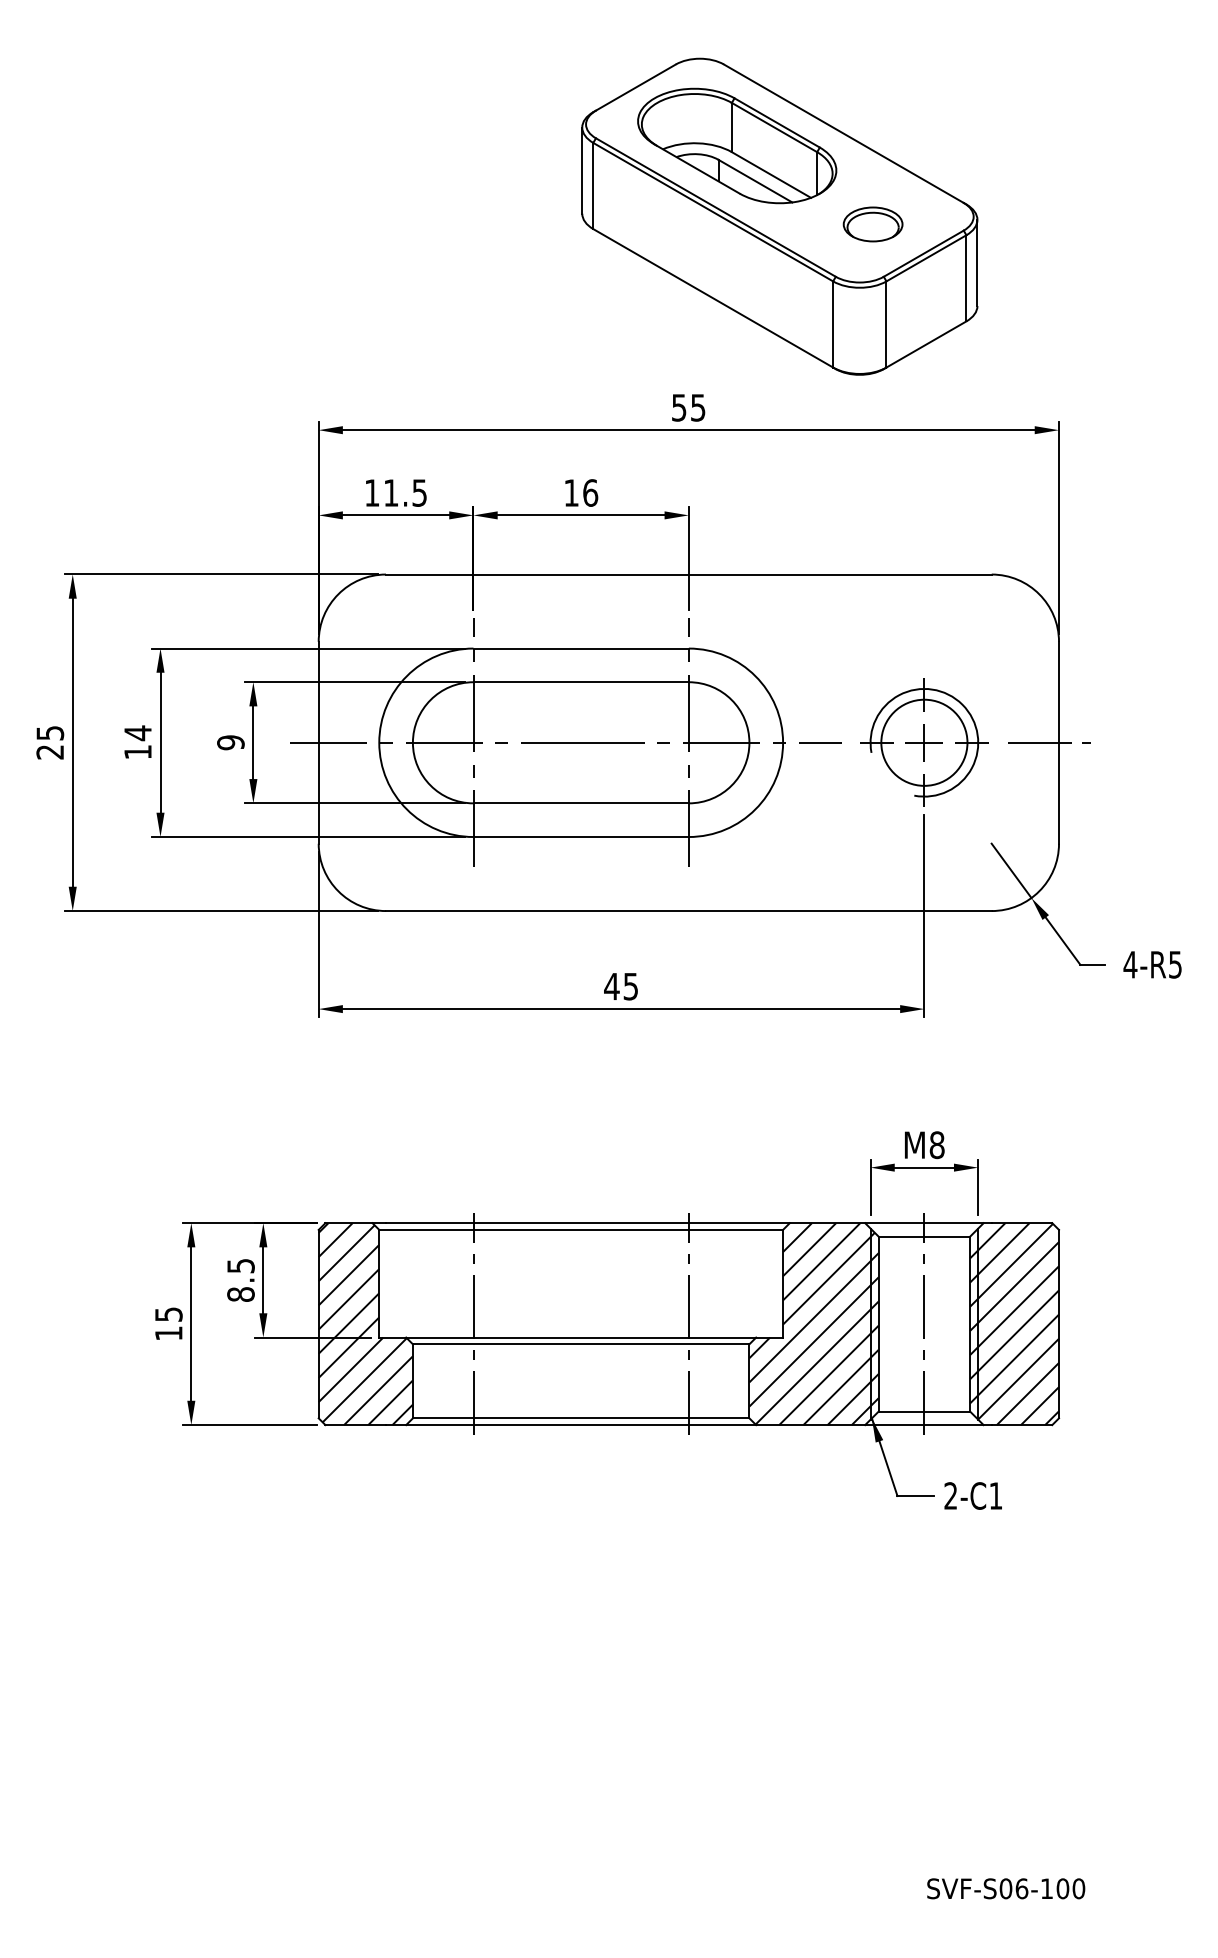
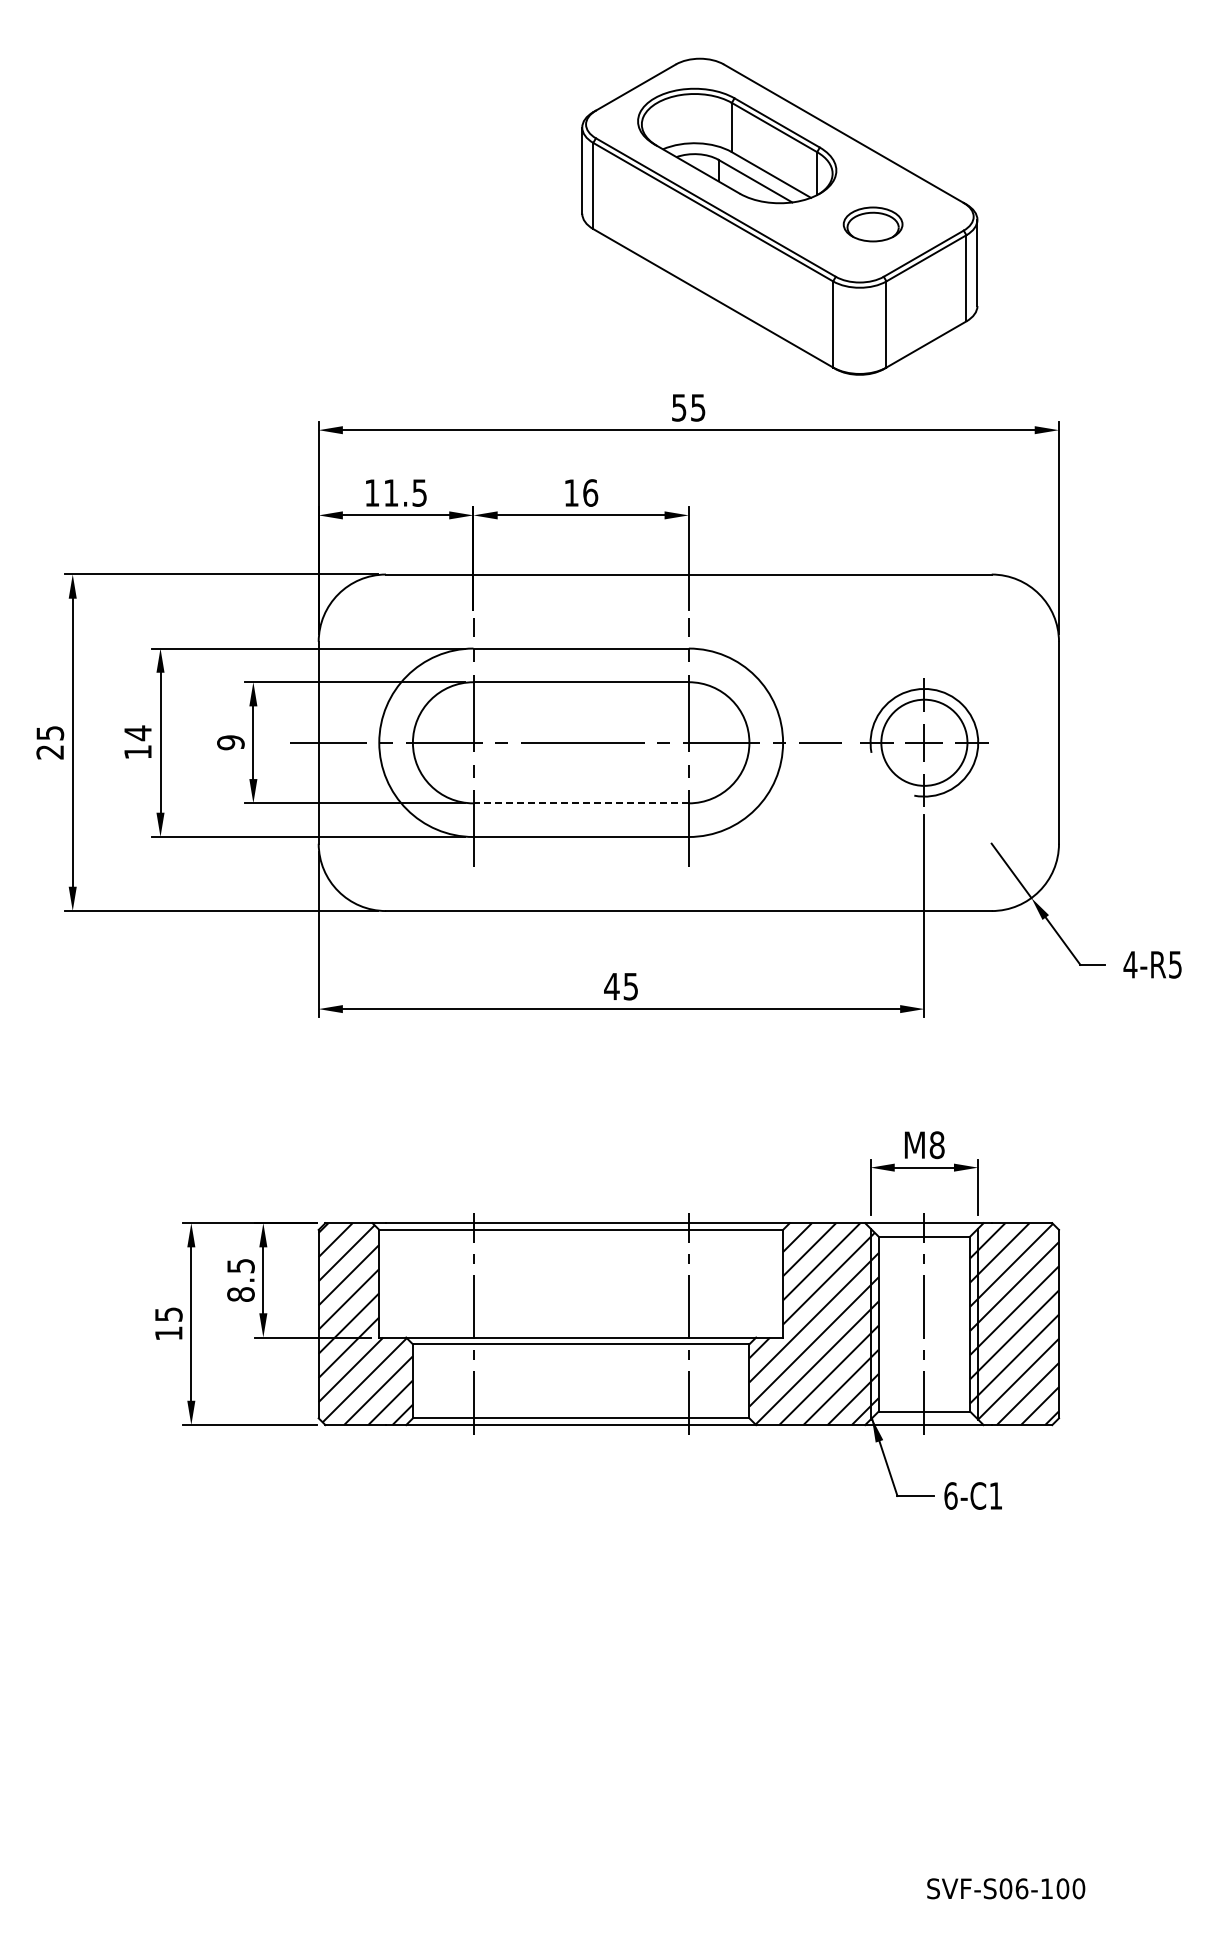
line: present -> none (1048, 742)
line: solid -> dashed (581, 803)
text: 2-C1 -> 6-C1 (950, 1495)
